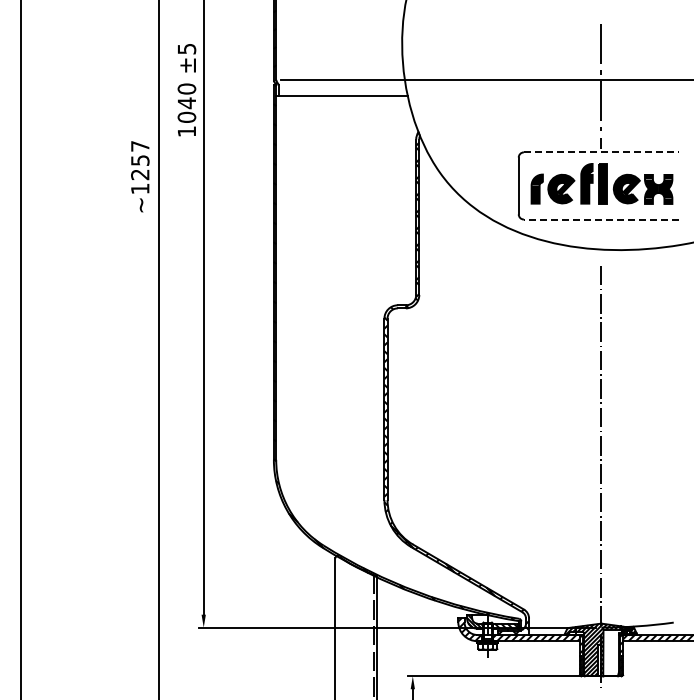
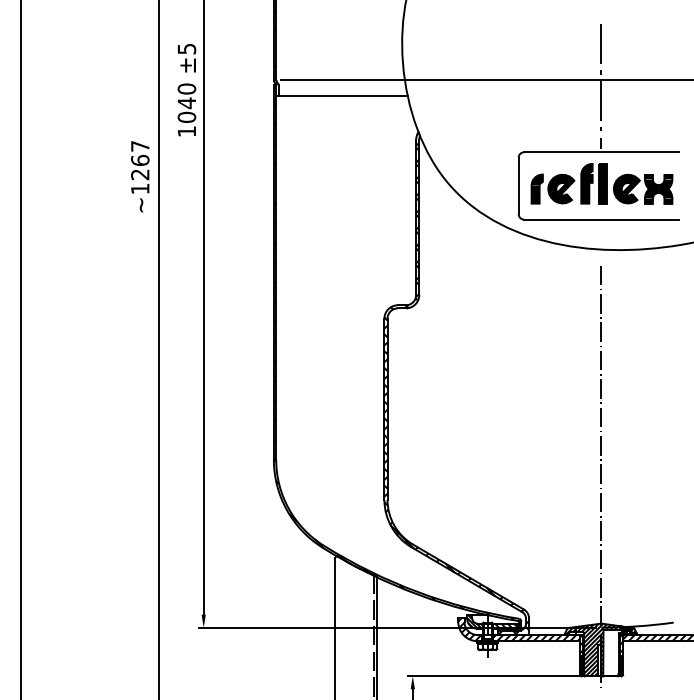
line: dashed -> solid (601, 152)
text: ~1257 -> ~1267 (140, 159)
line: dashed -> solid (600, 219)
